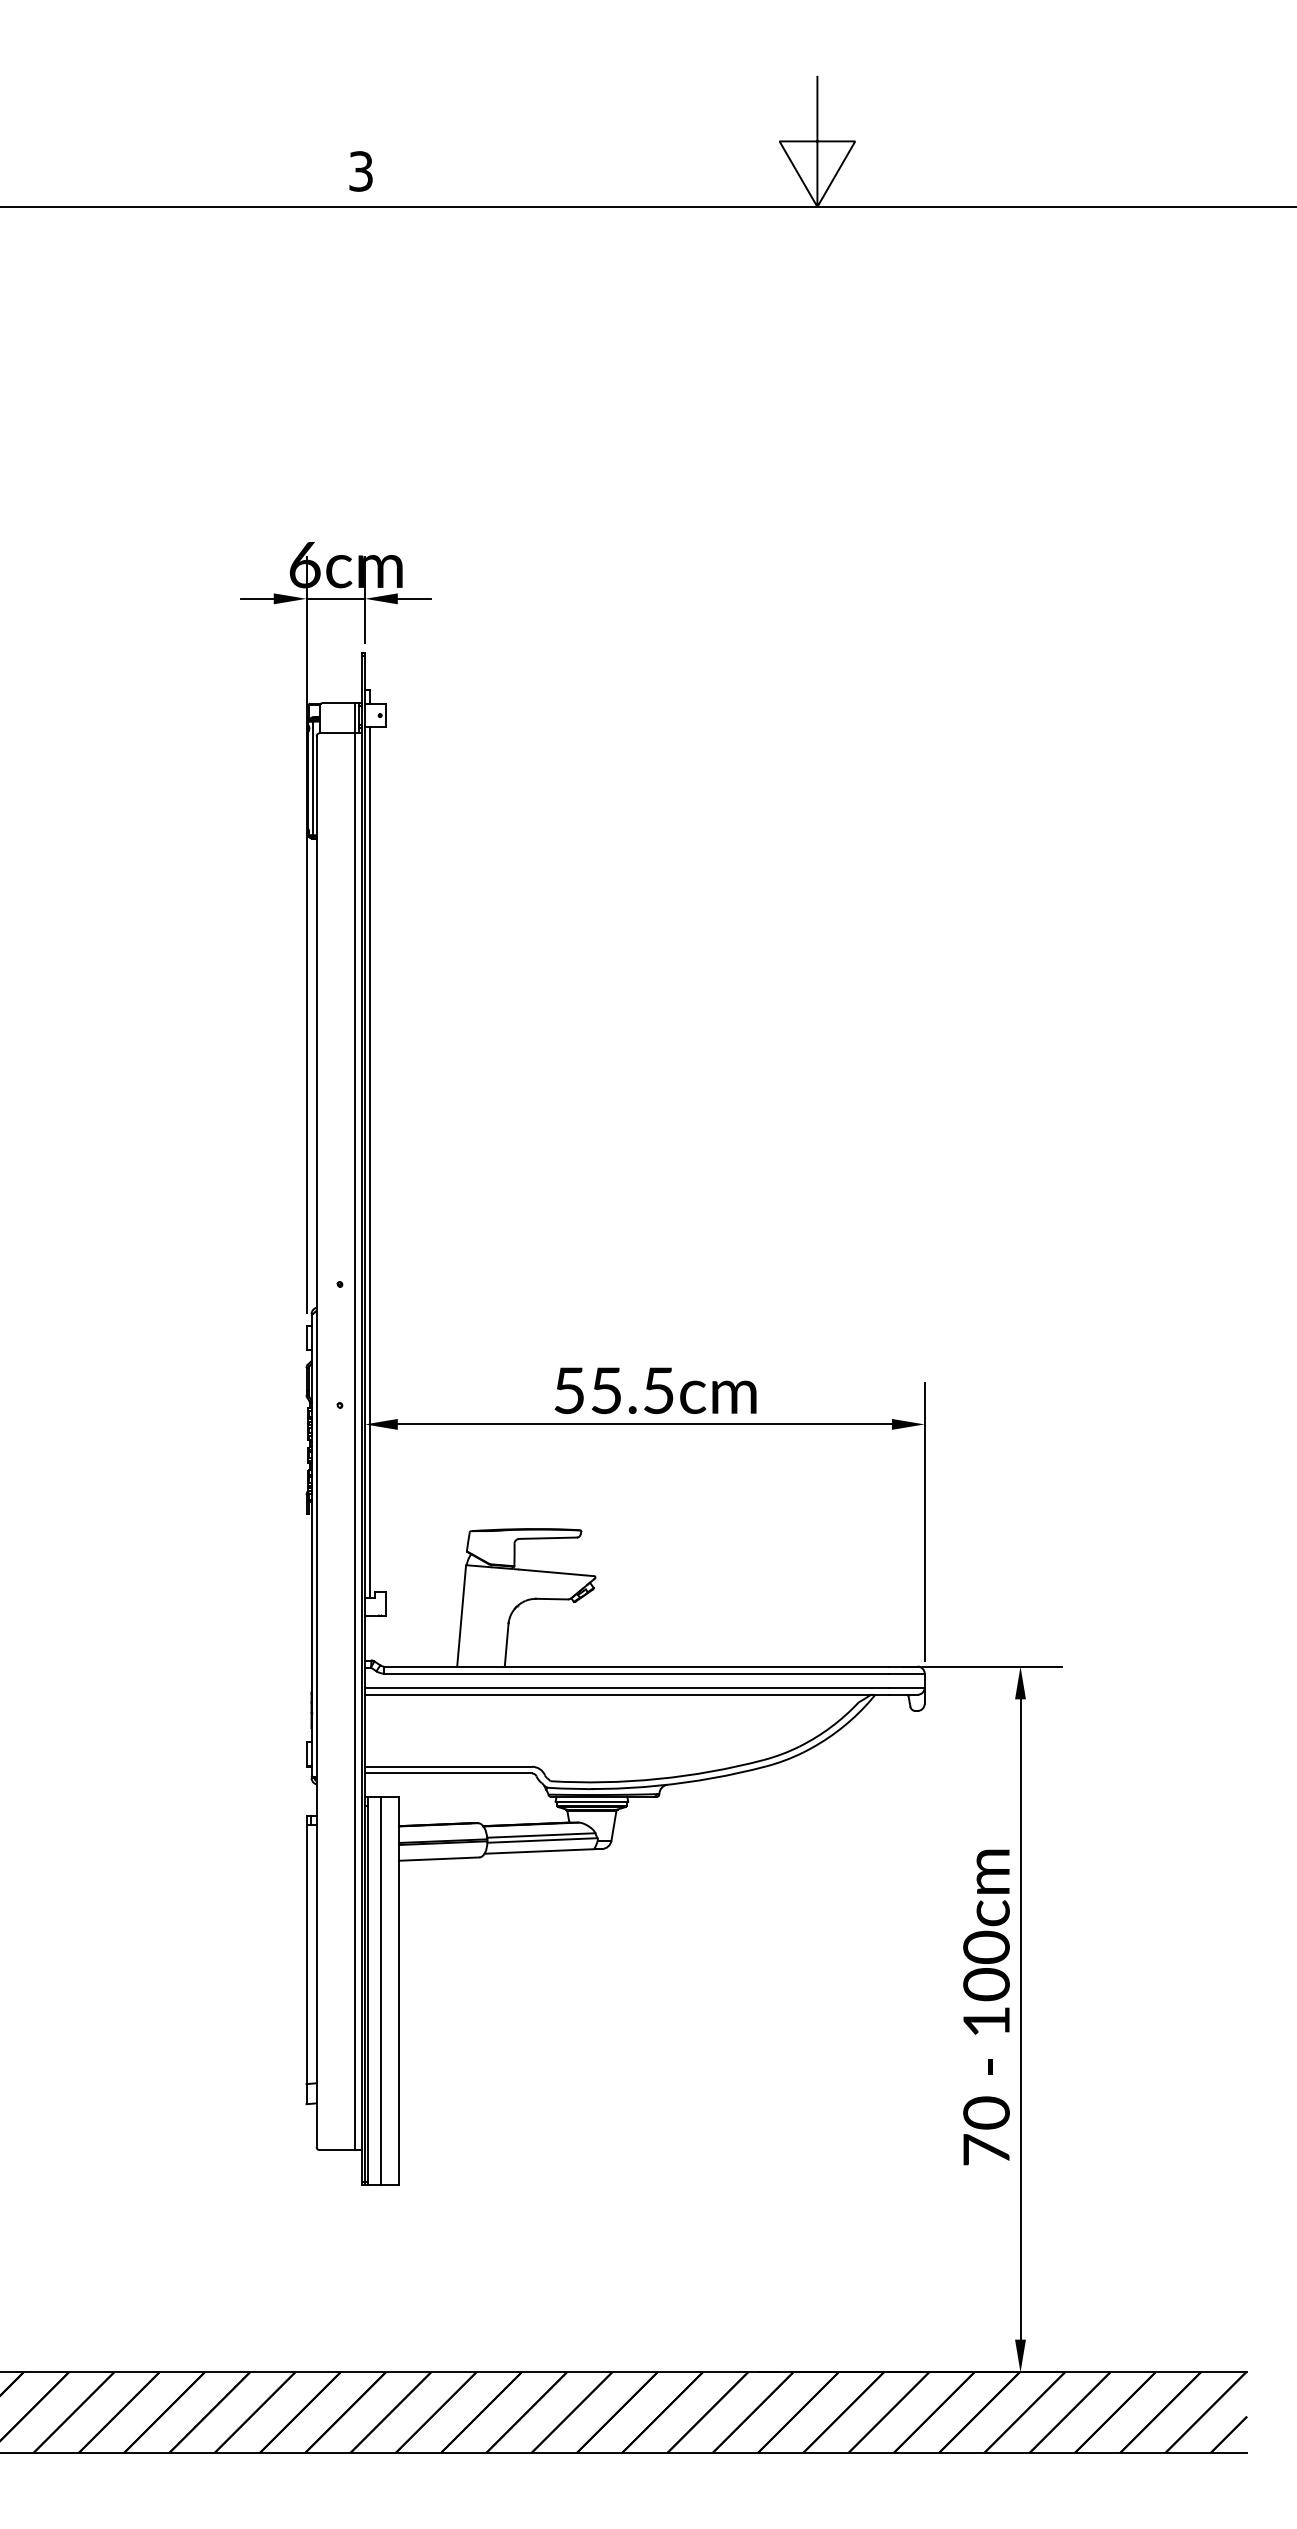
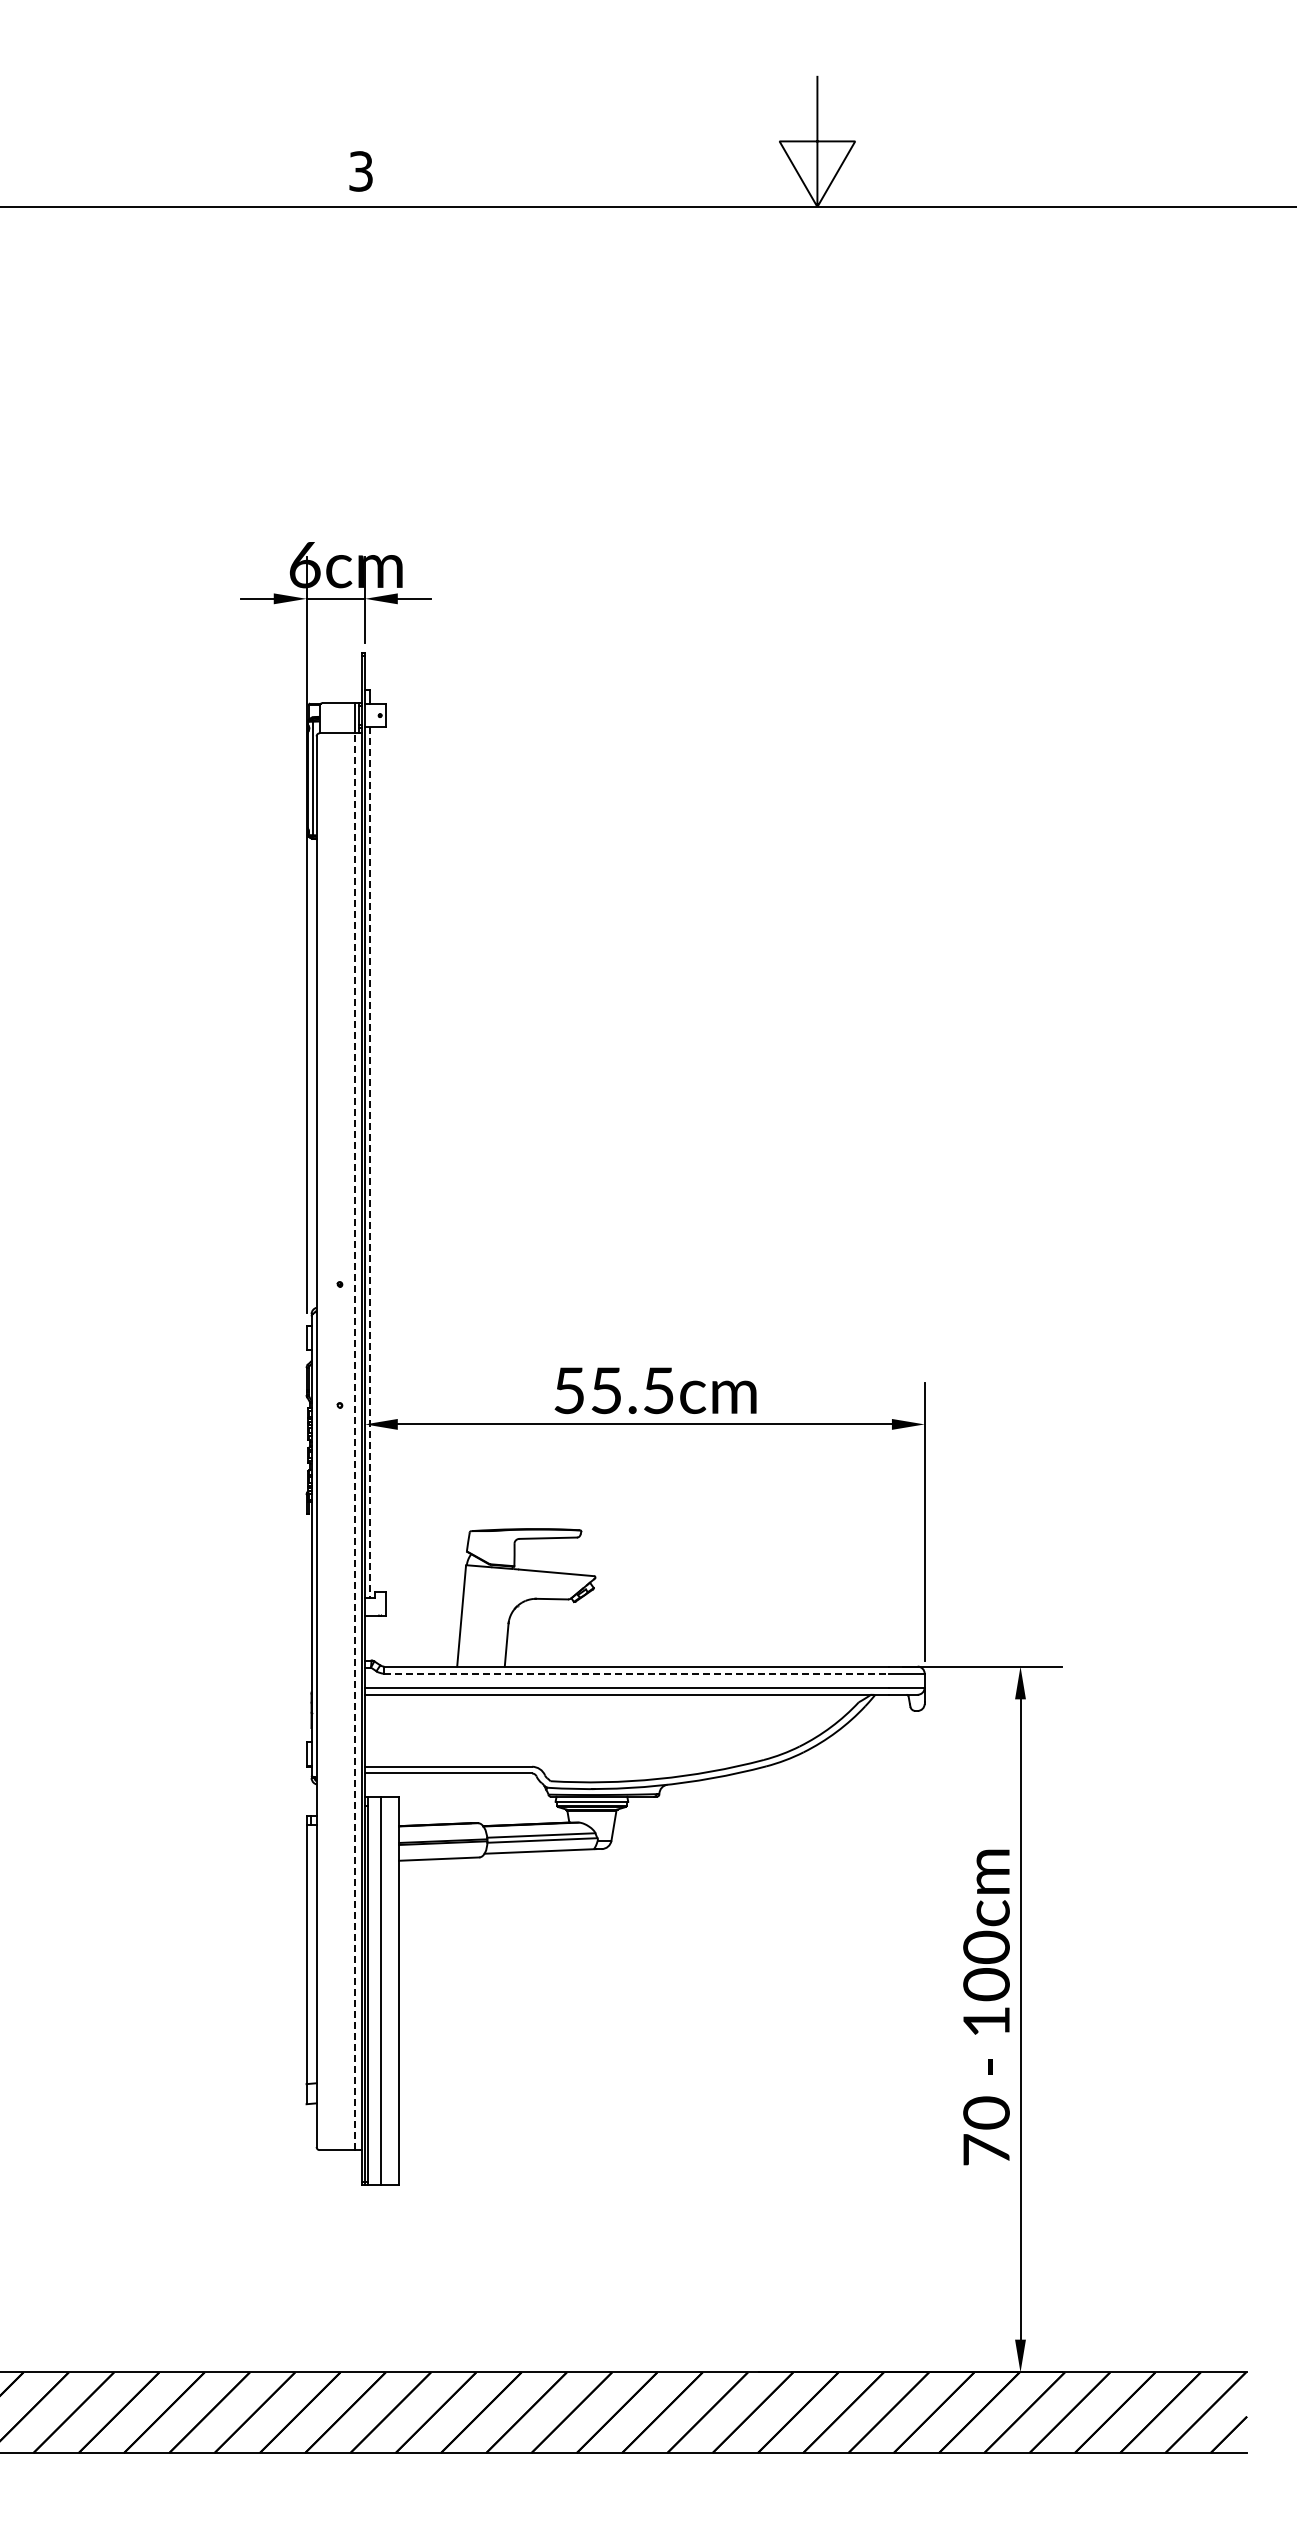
line: solid -> dashed (370, 1162)
line: solid -> dashed (355, 1441)
line: solid -> dashed (636, 1673)
